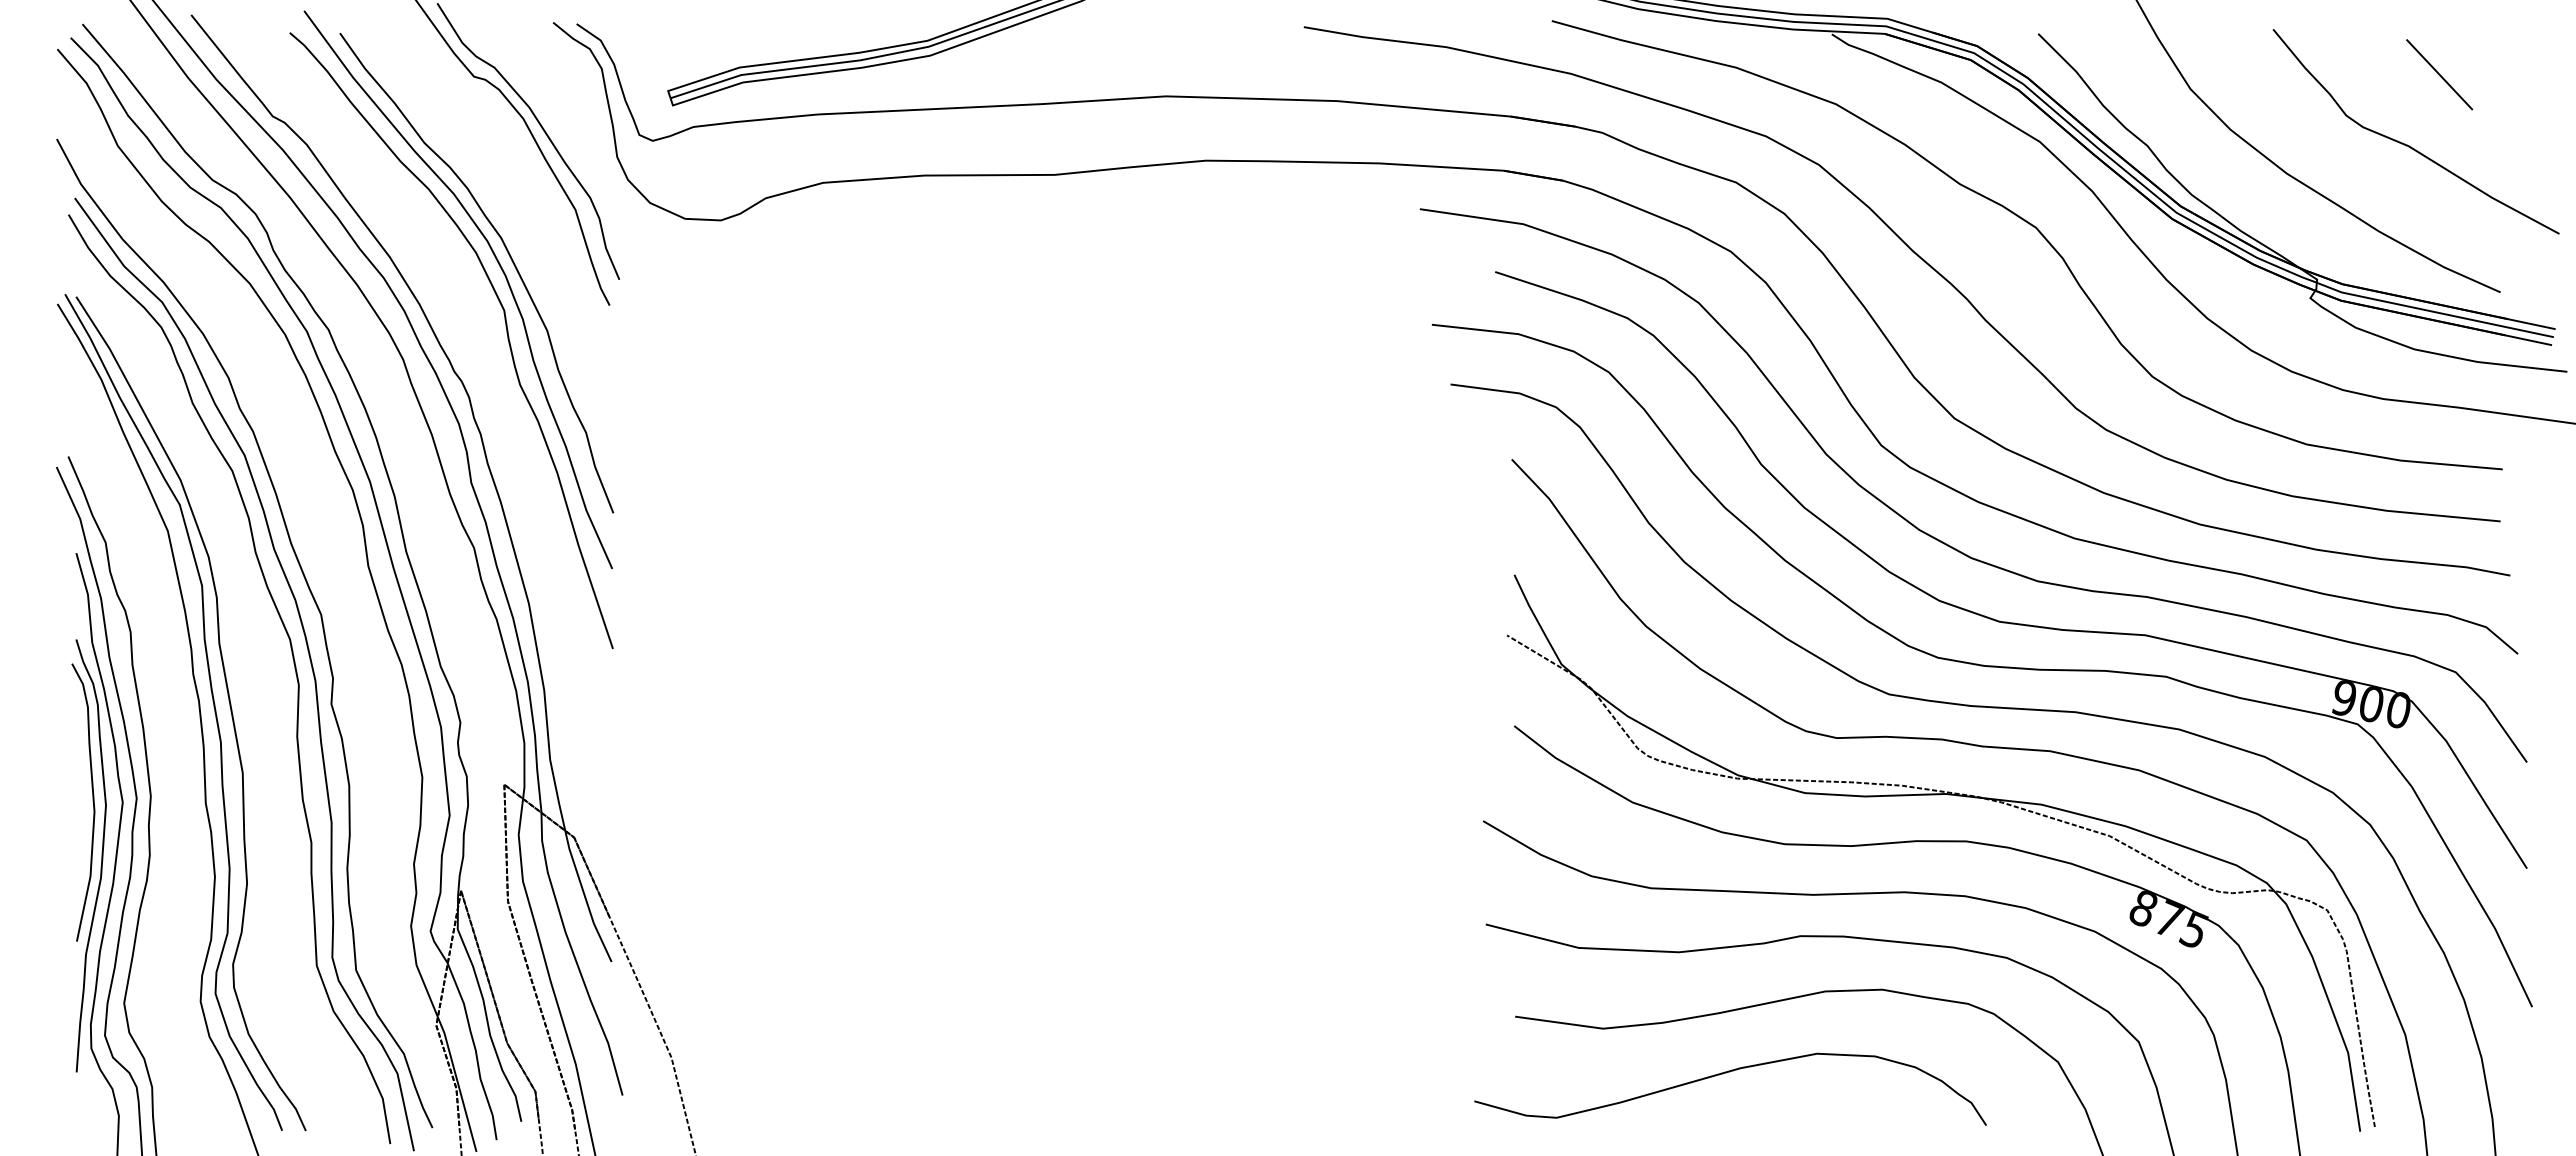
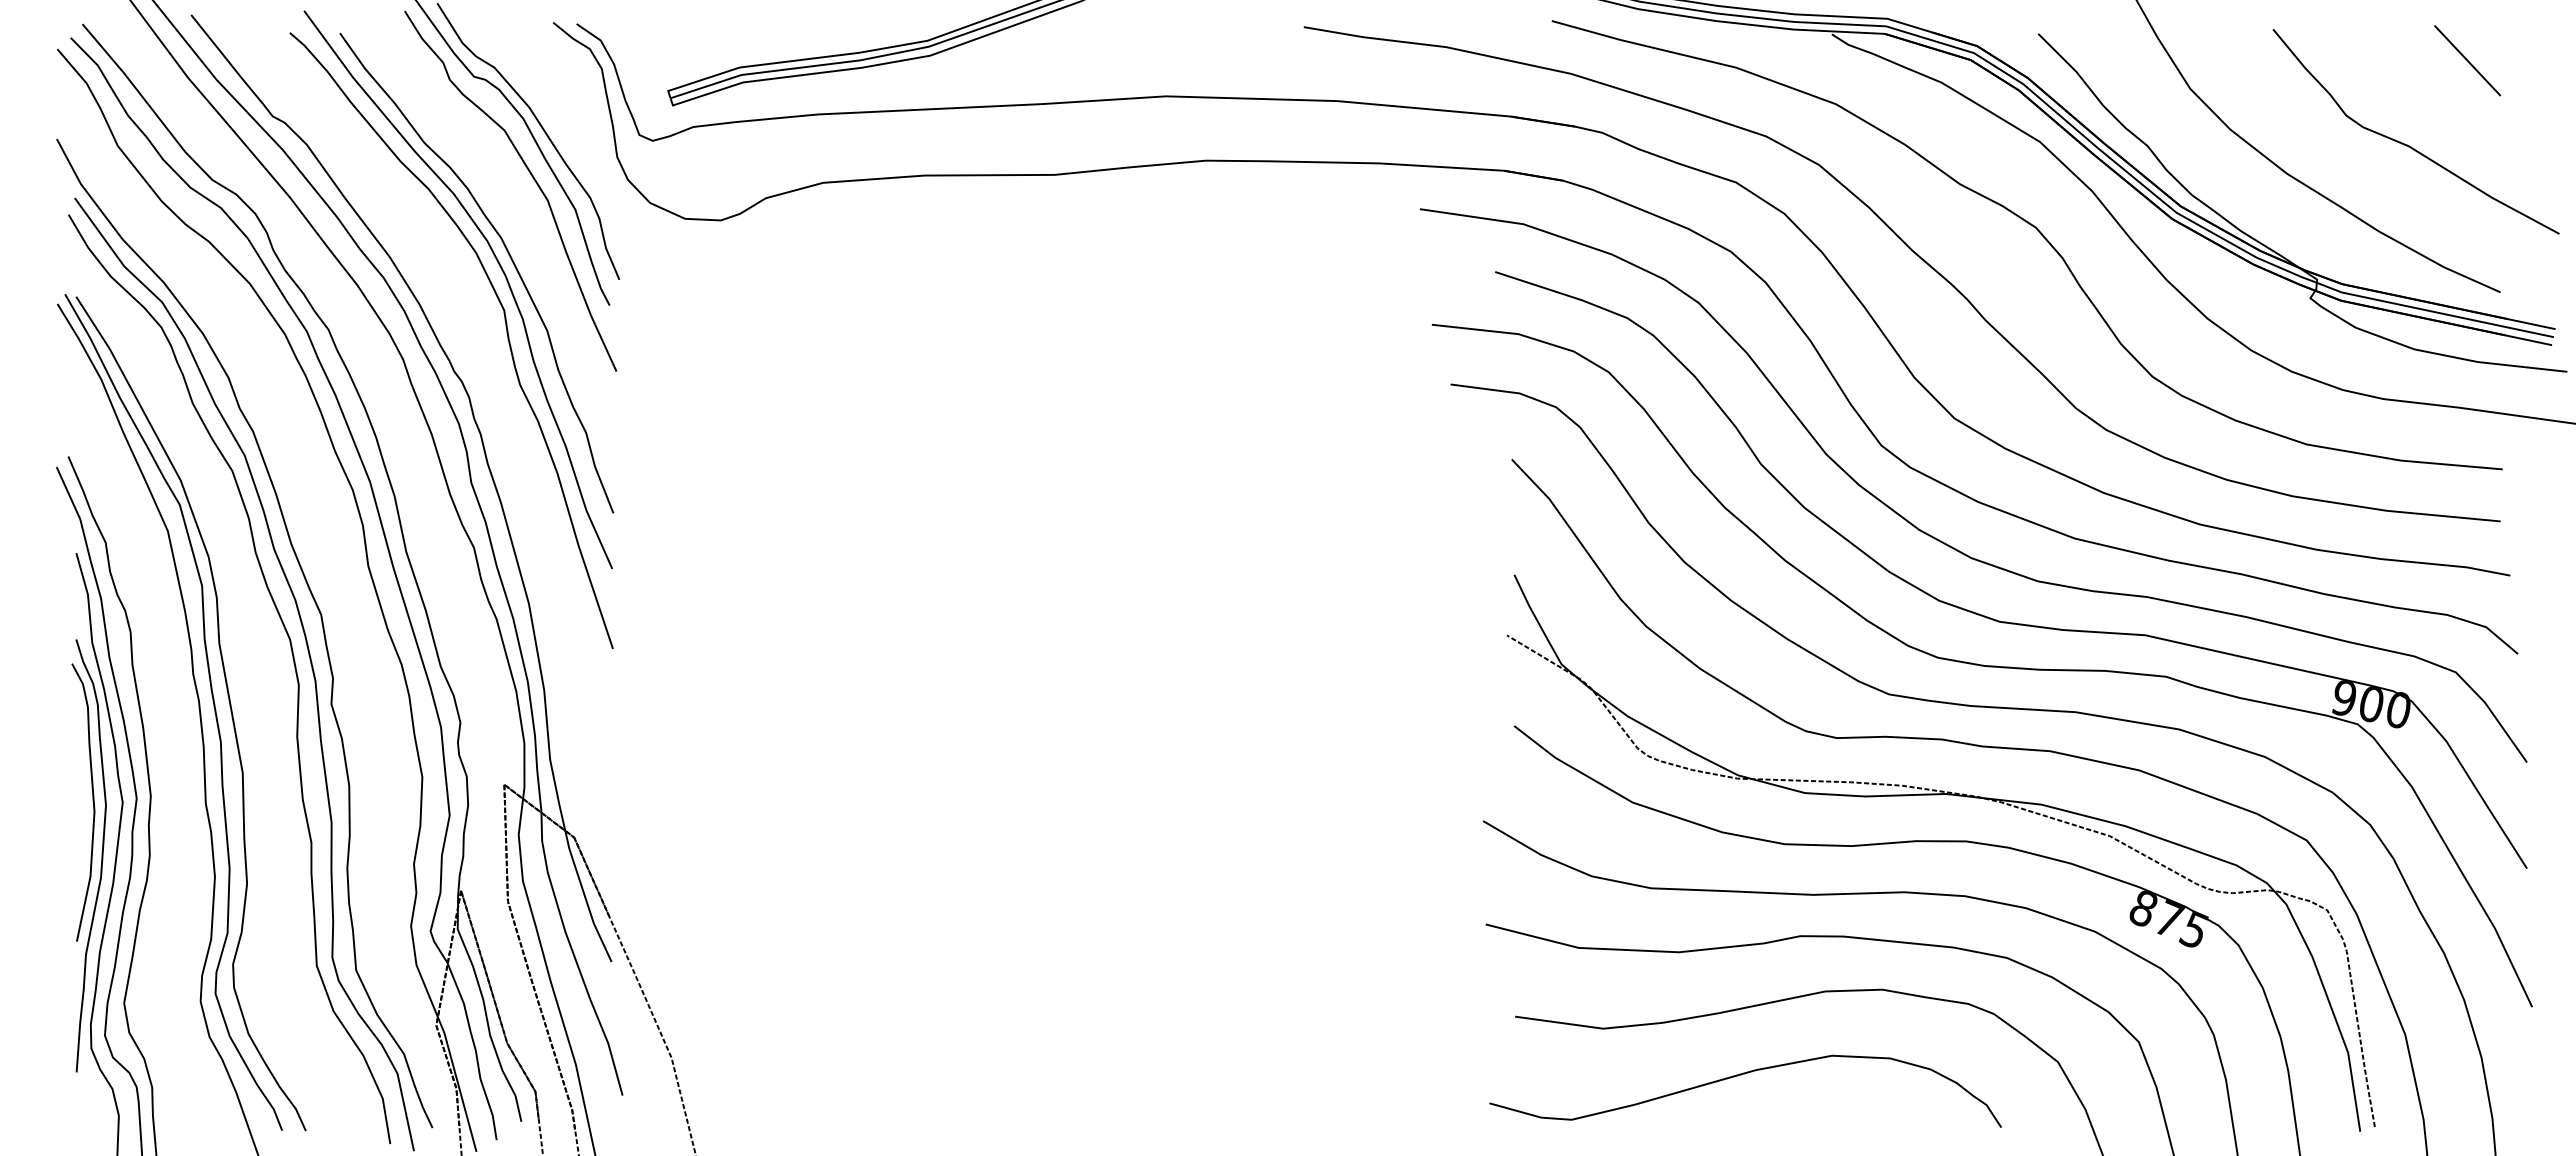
line position: (2439, 74) -> (2467, 60) (2467, 60)
part: none -> present (531, 176)
curve position: (1726, 1073) -> (1741, 1075) (1741, 1075)
